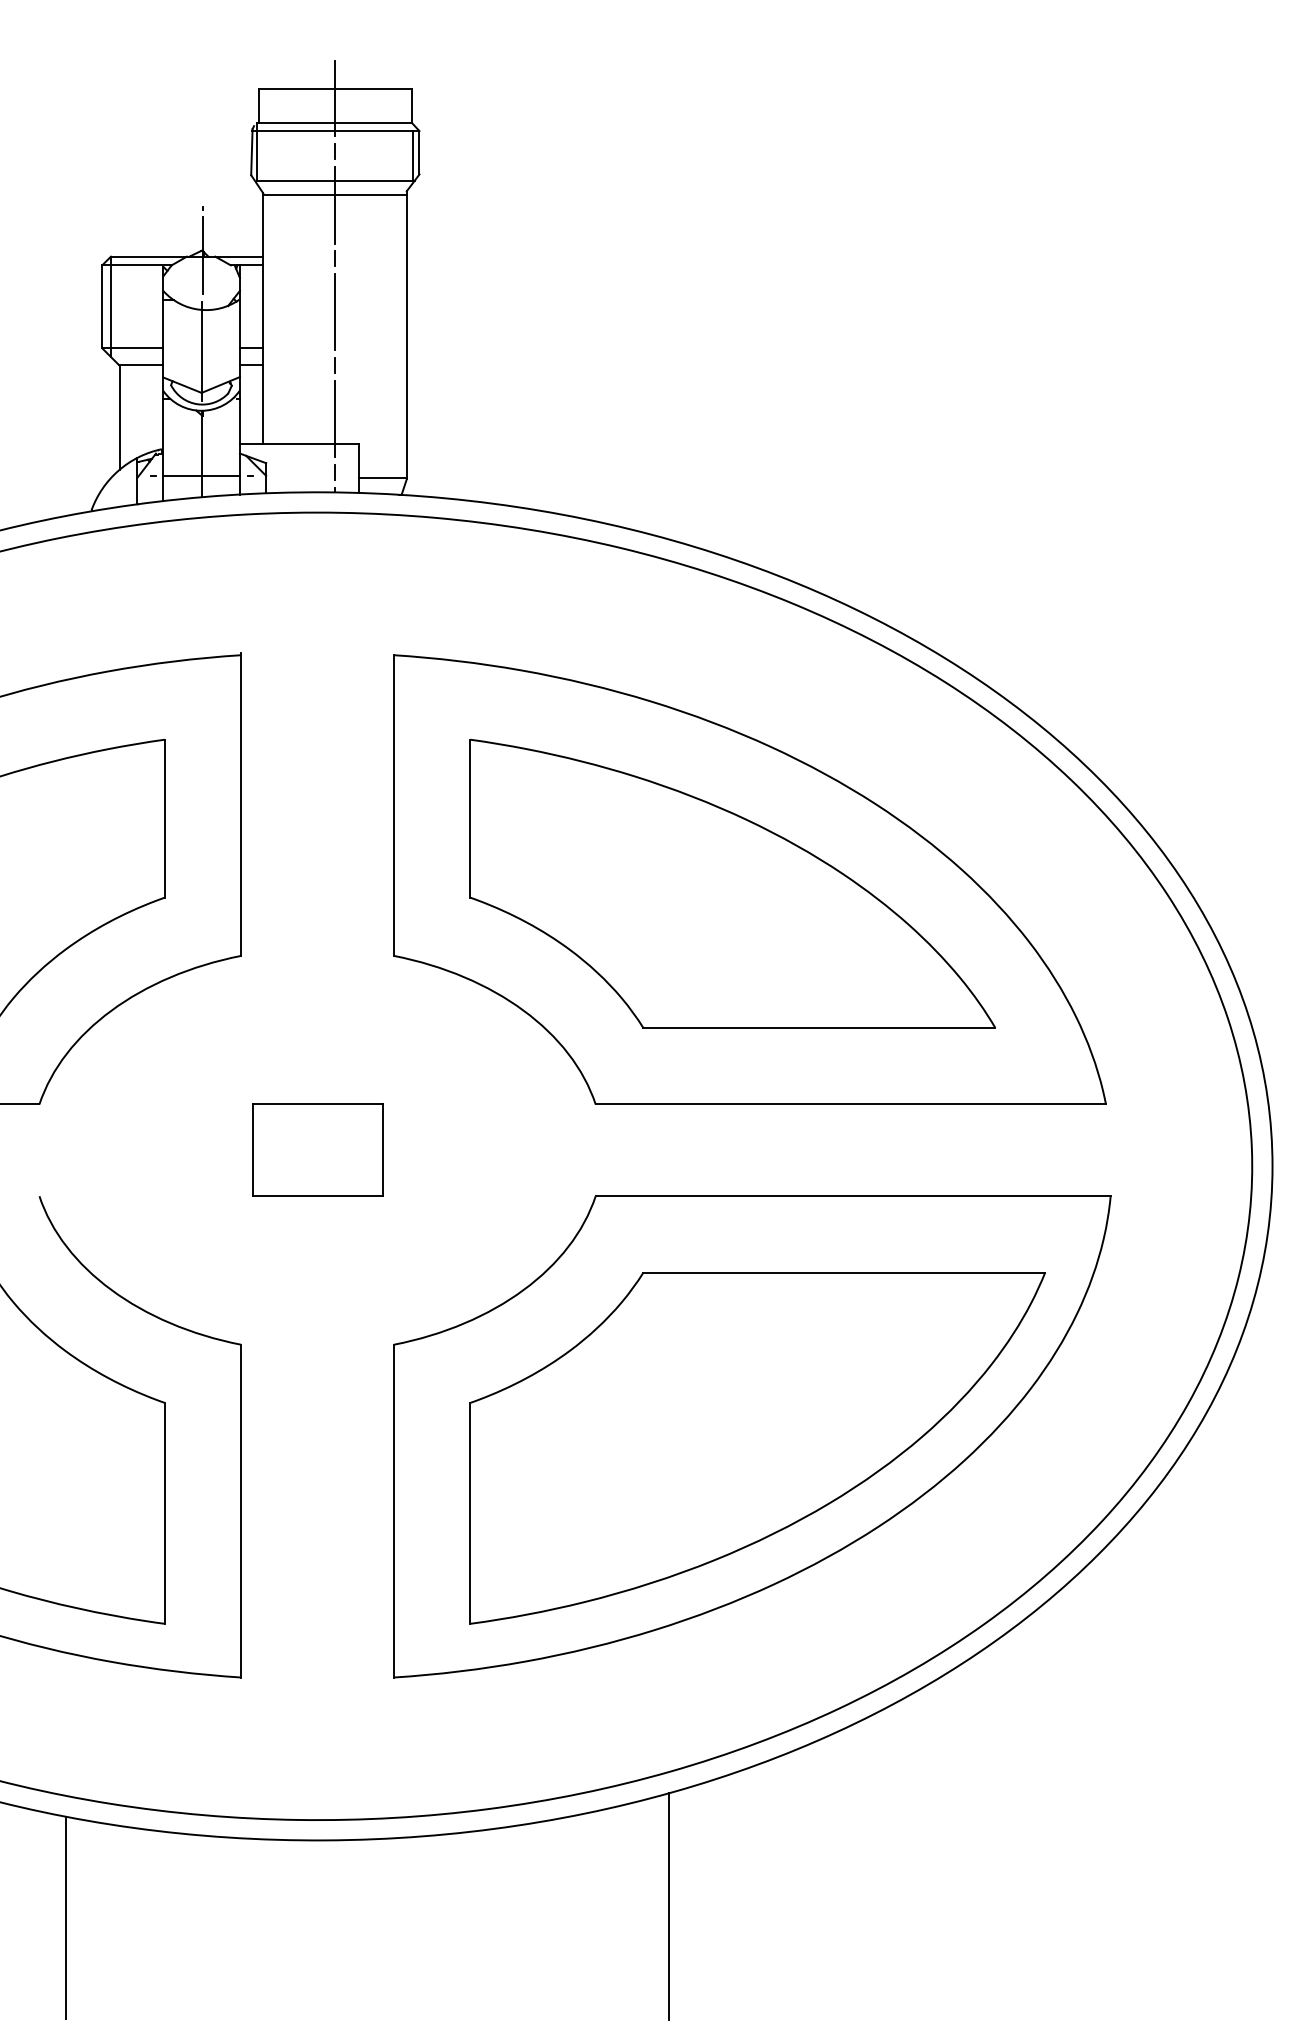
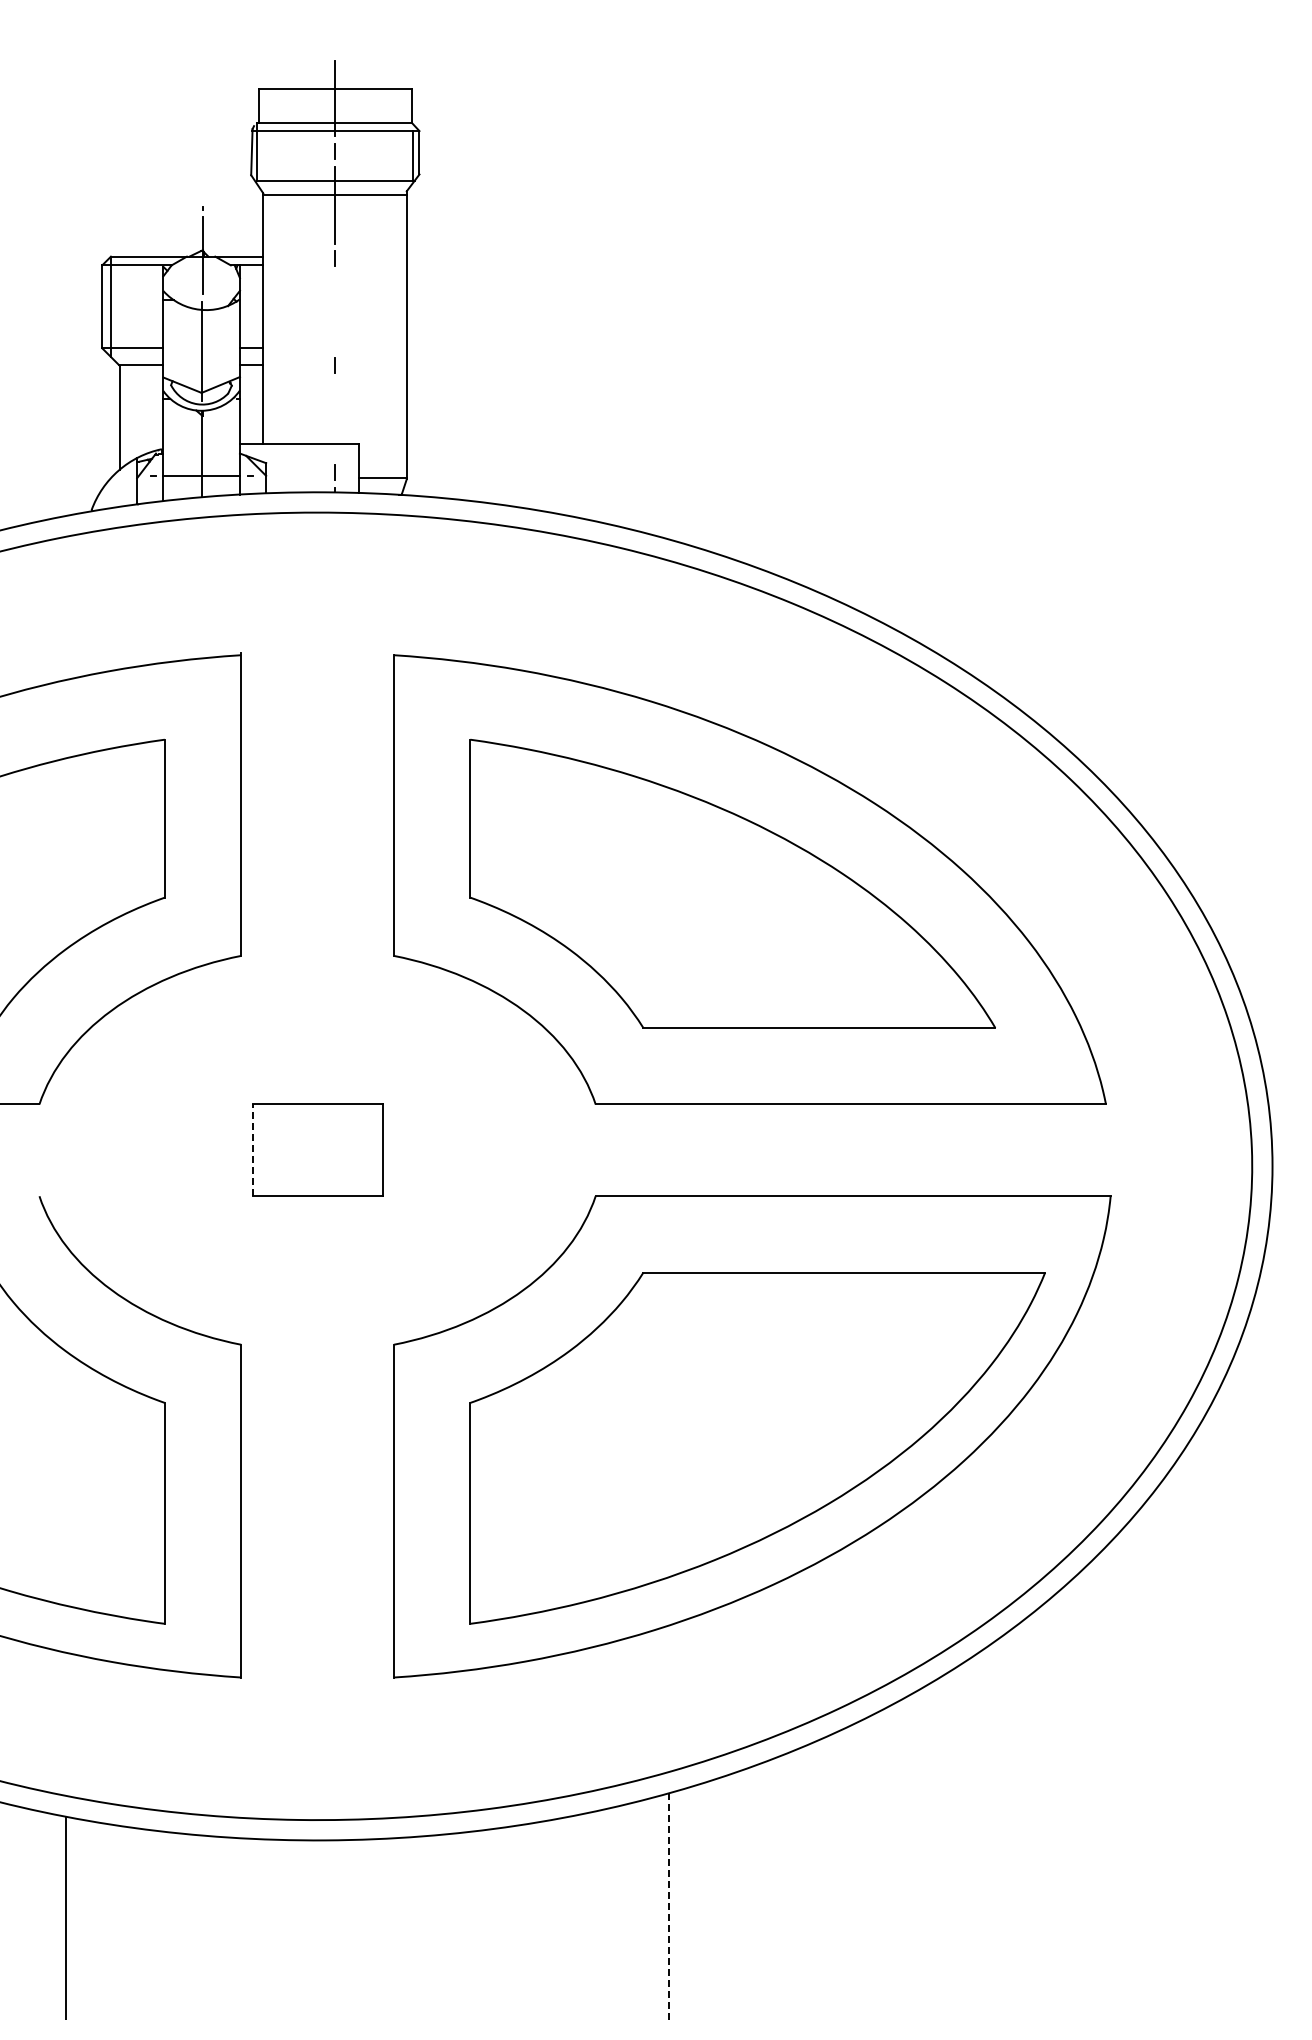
line: present -> none (335, 312)
line: present -> none (335, 418)
line: solid -> dashed (252, 1150)
line: solid -> dashed (668, 1906)
